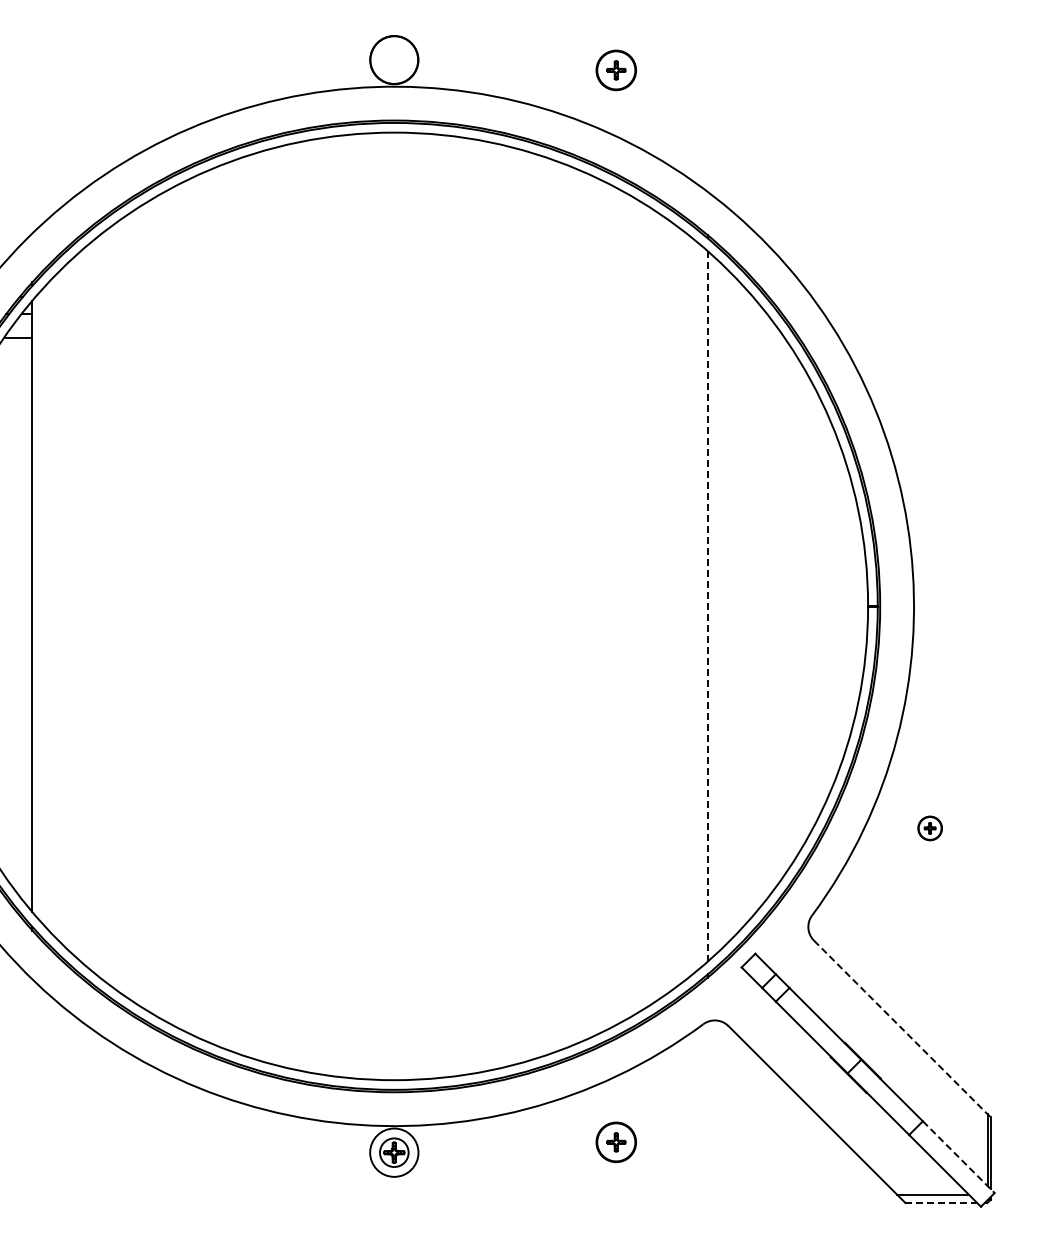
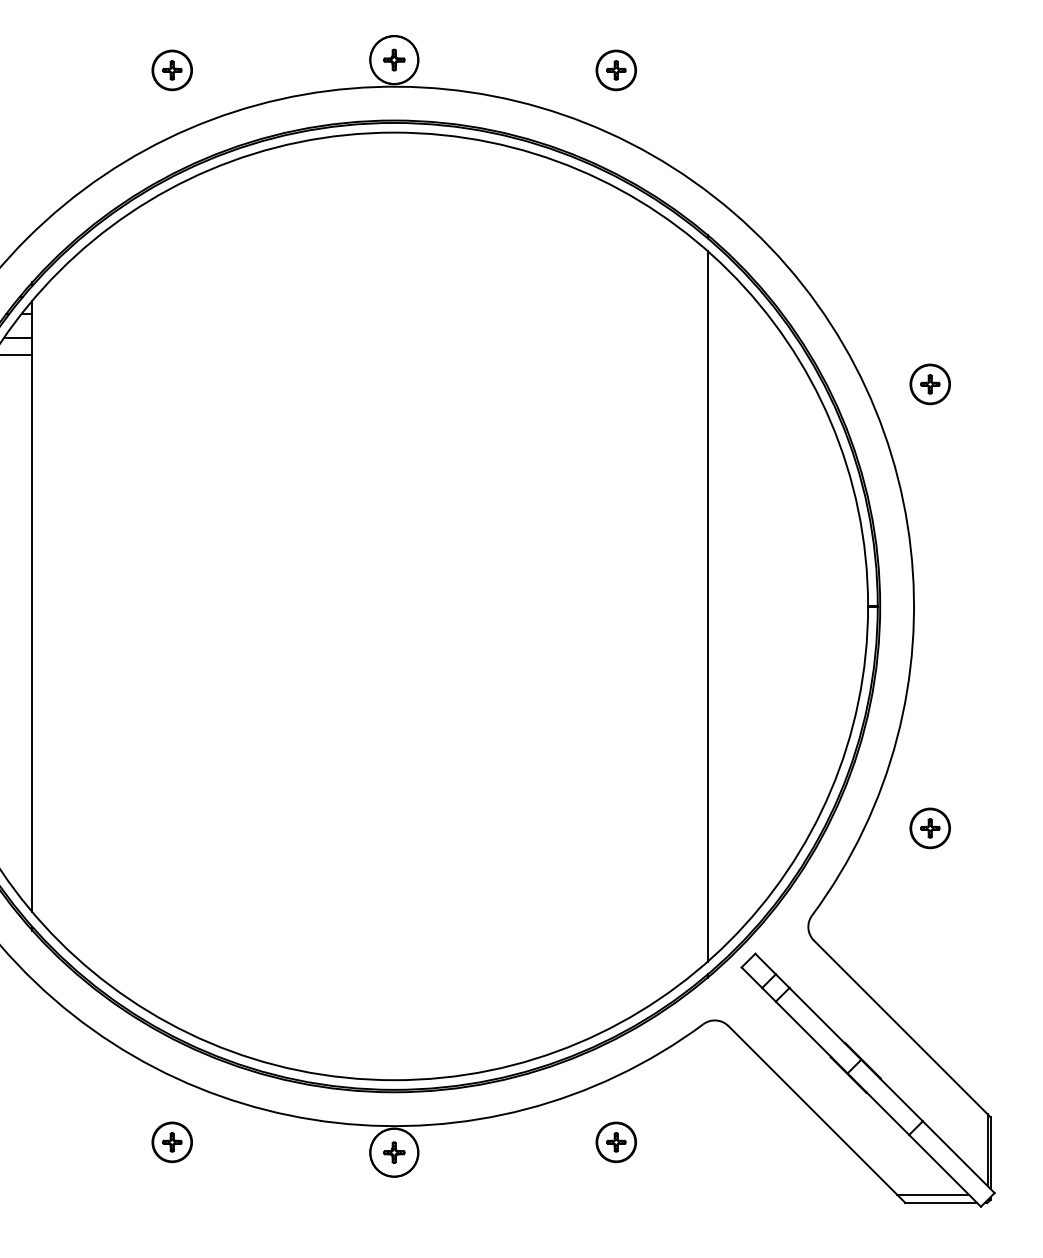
part: none -> present (394, 59)
part: none -> present (171, 70)
line: none -> present (17, 355)
part: none -> present (929, 384)
line: dashed -> solid (707, 606)
part size: 26x27 px -> 42x43 px (929, 828)
line: dashed -> solid (902, 1029)
part: none -> present (171, 1142)
circle diameter: 29 px -> 48 px (394, 1152)
line: dashed -> solid (958, 1157)
line: dashed -> solid (941, 1202)
